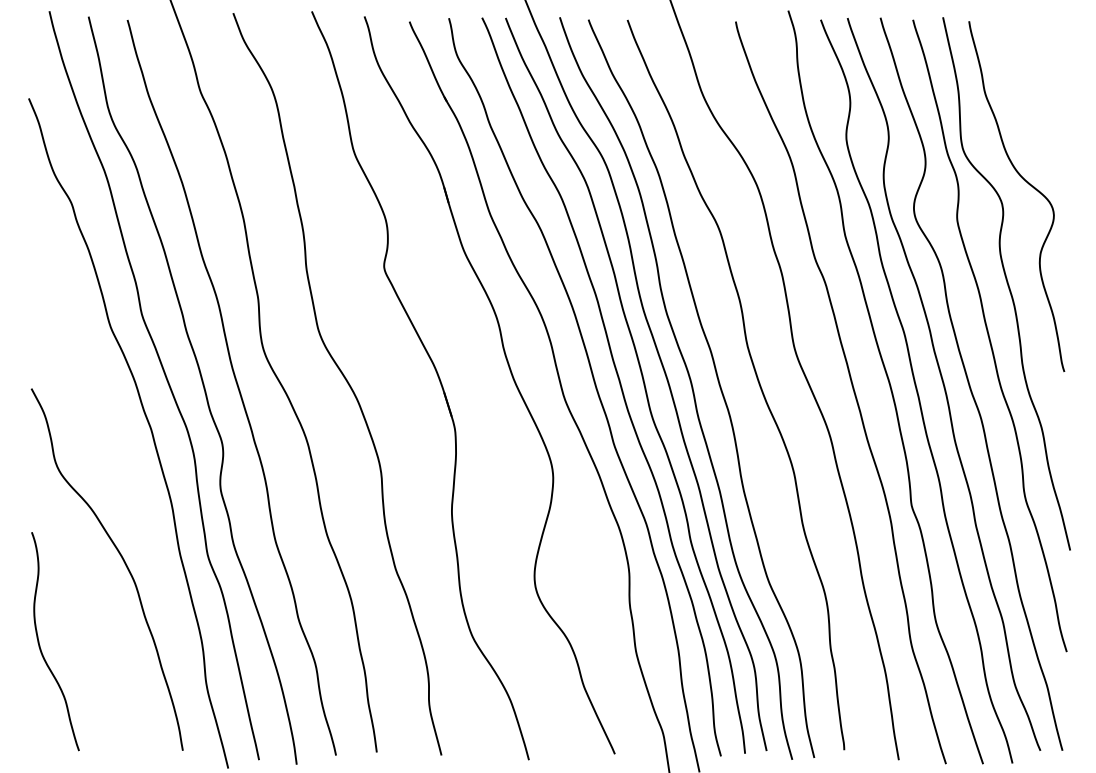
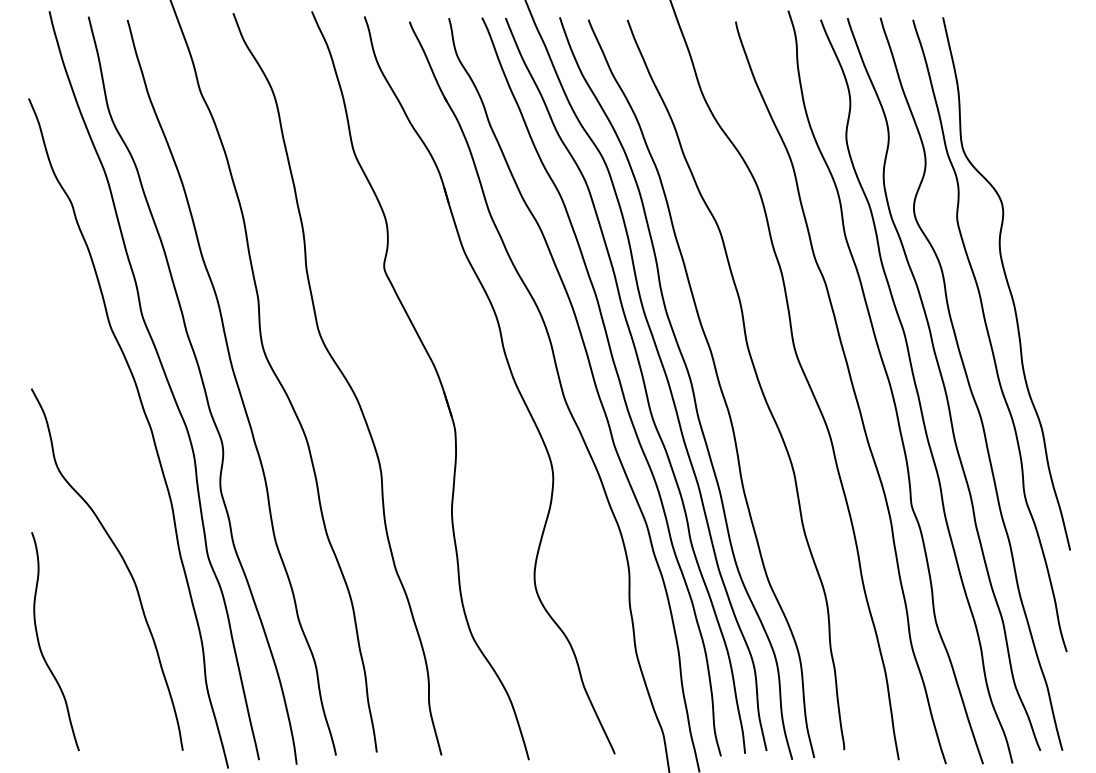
curve: present -> none (1028, 184)
